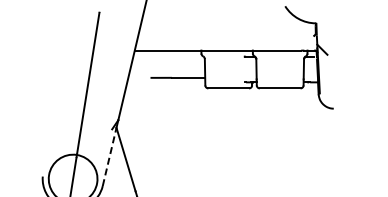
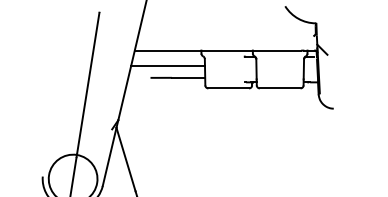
line: none -> present (167, 65)
line: dashed -> solid (109, 156)
